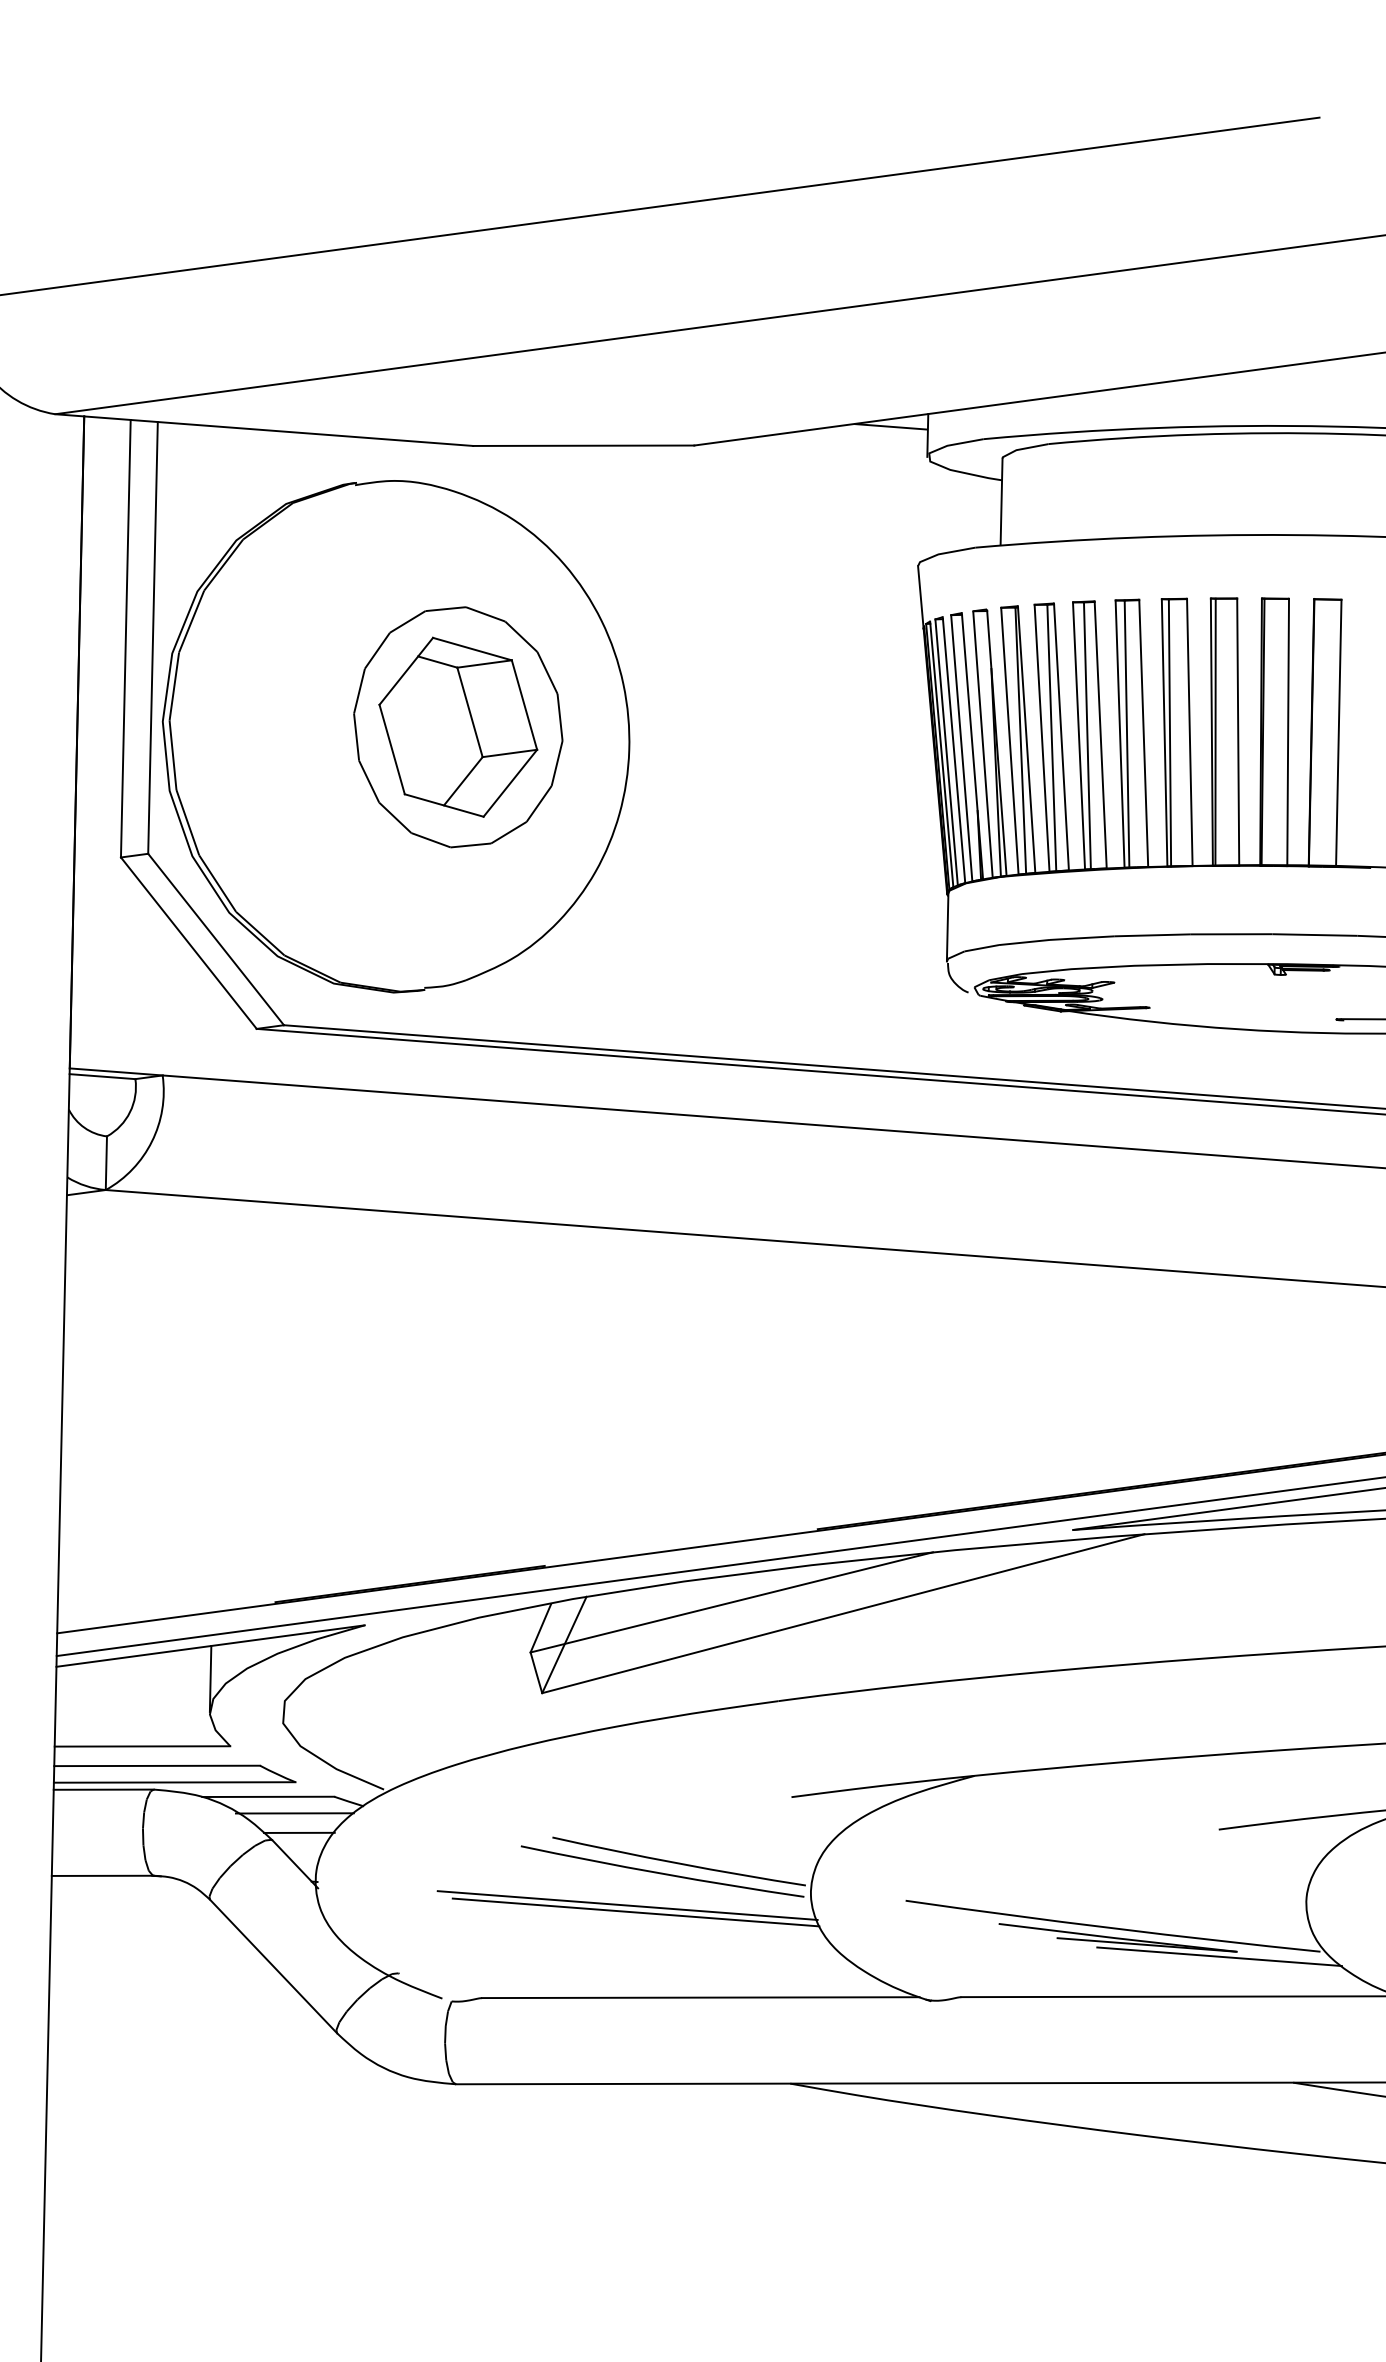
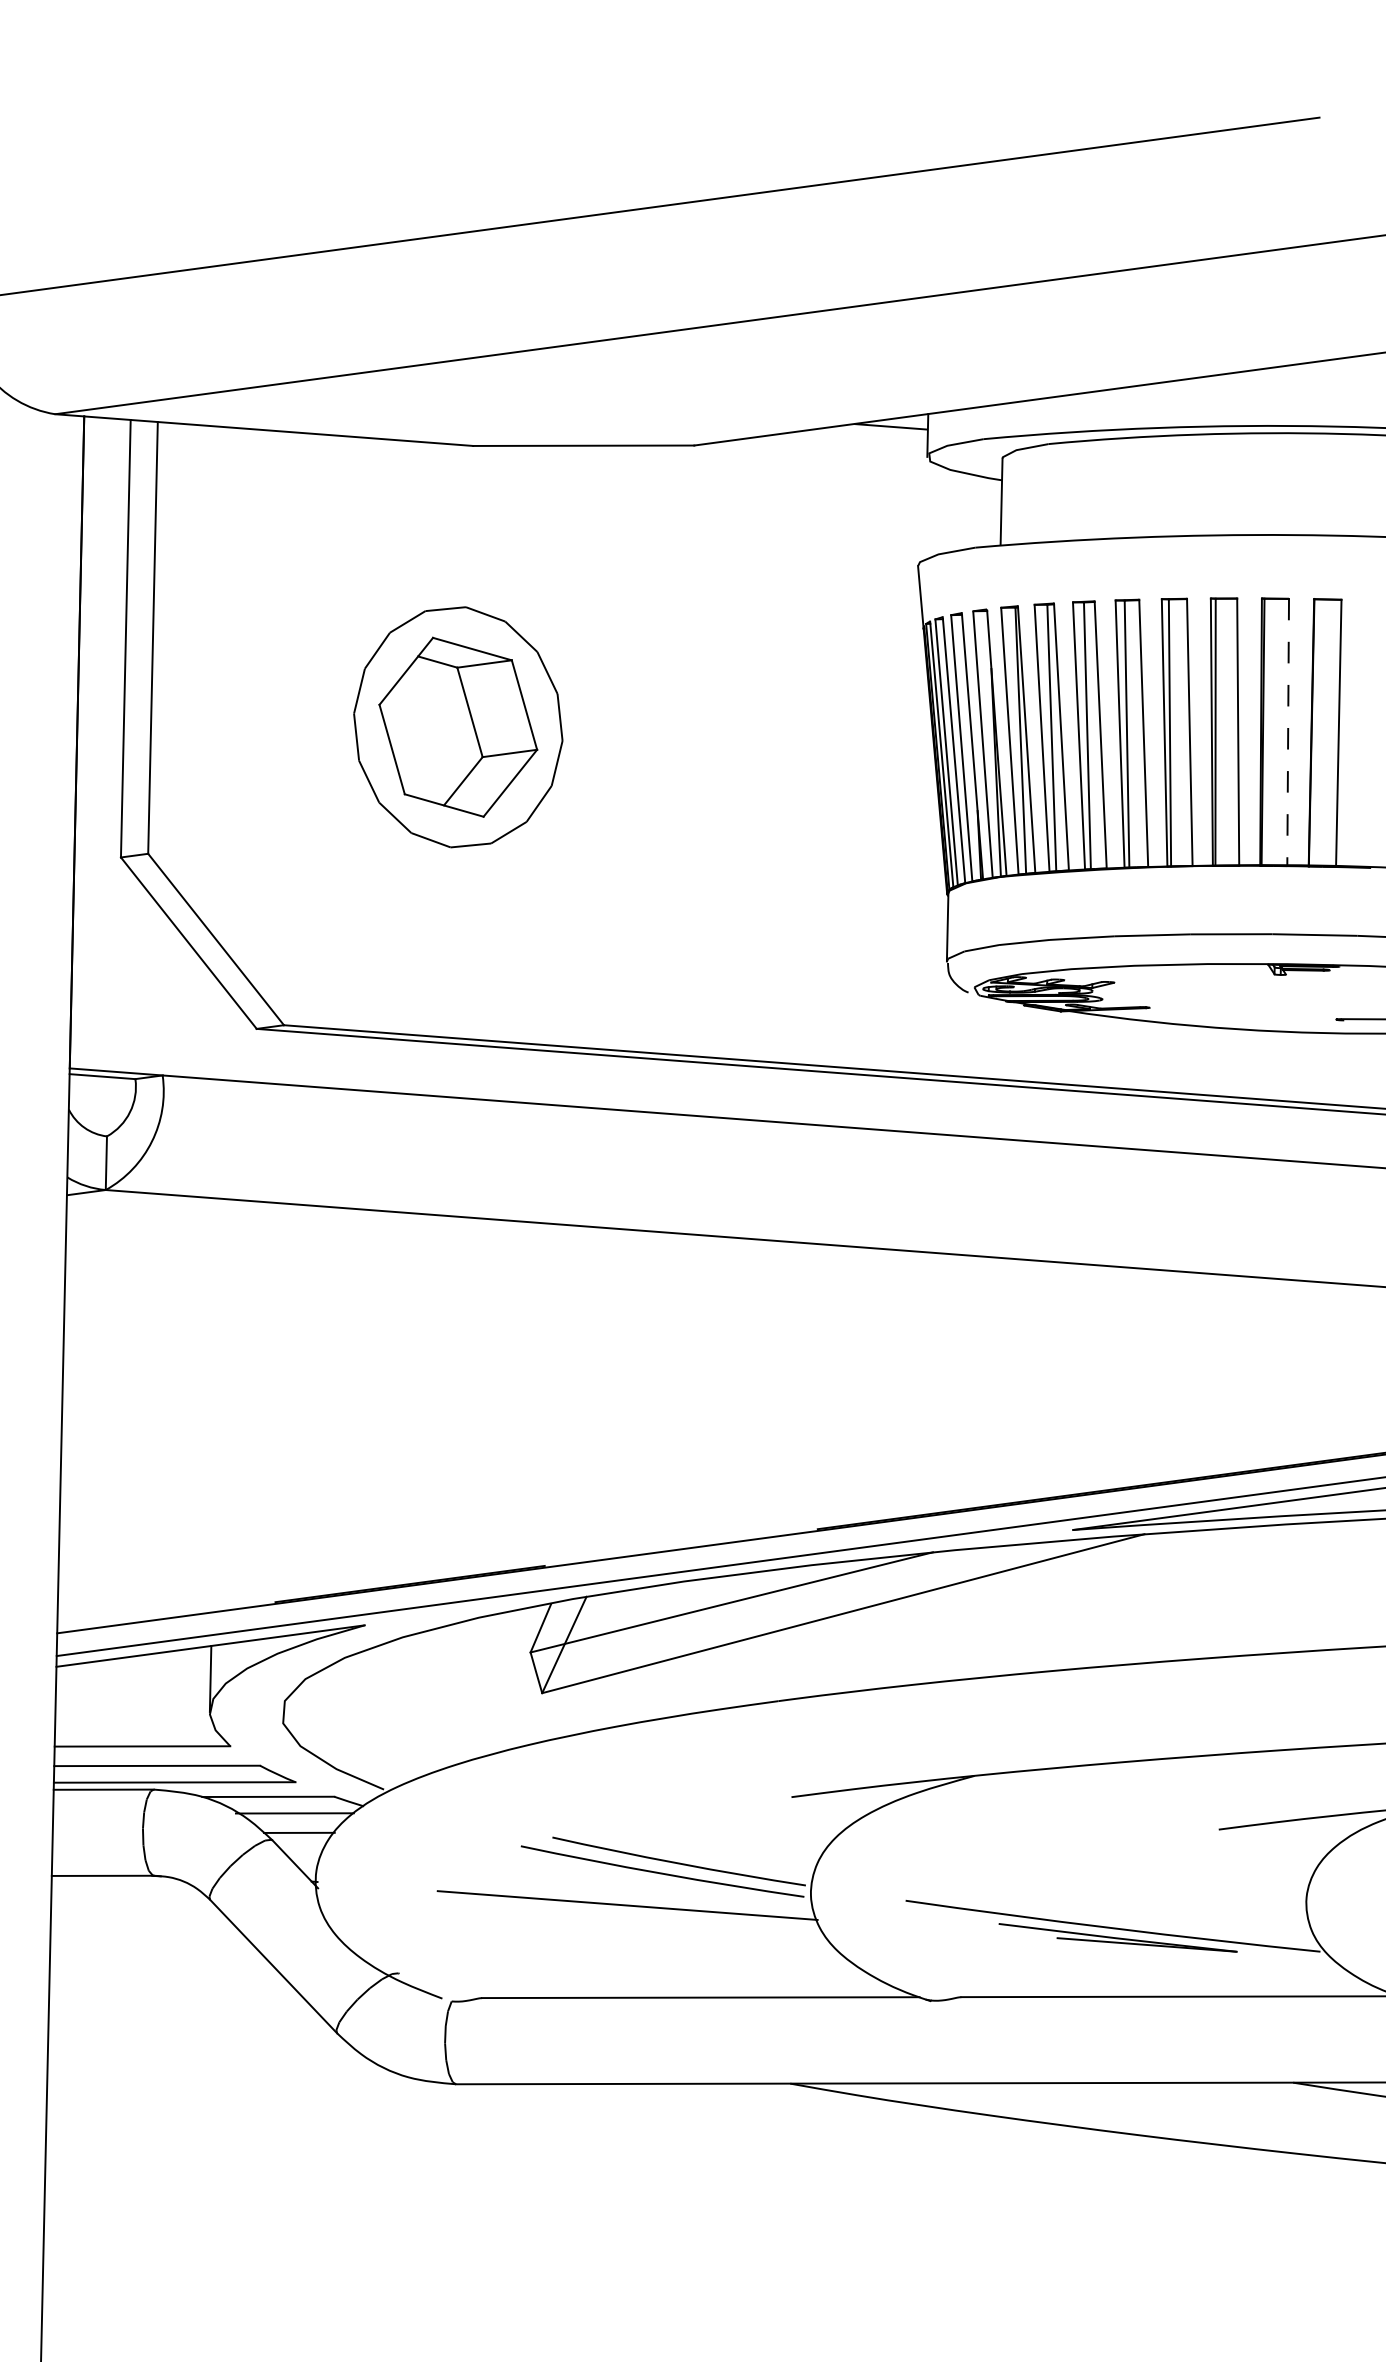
line: solid -> dashed (1288, 732)
part: present -> none (395, 736)
line: present -> none (635, 1912)
line: present -> none (1219, 1956)
